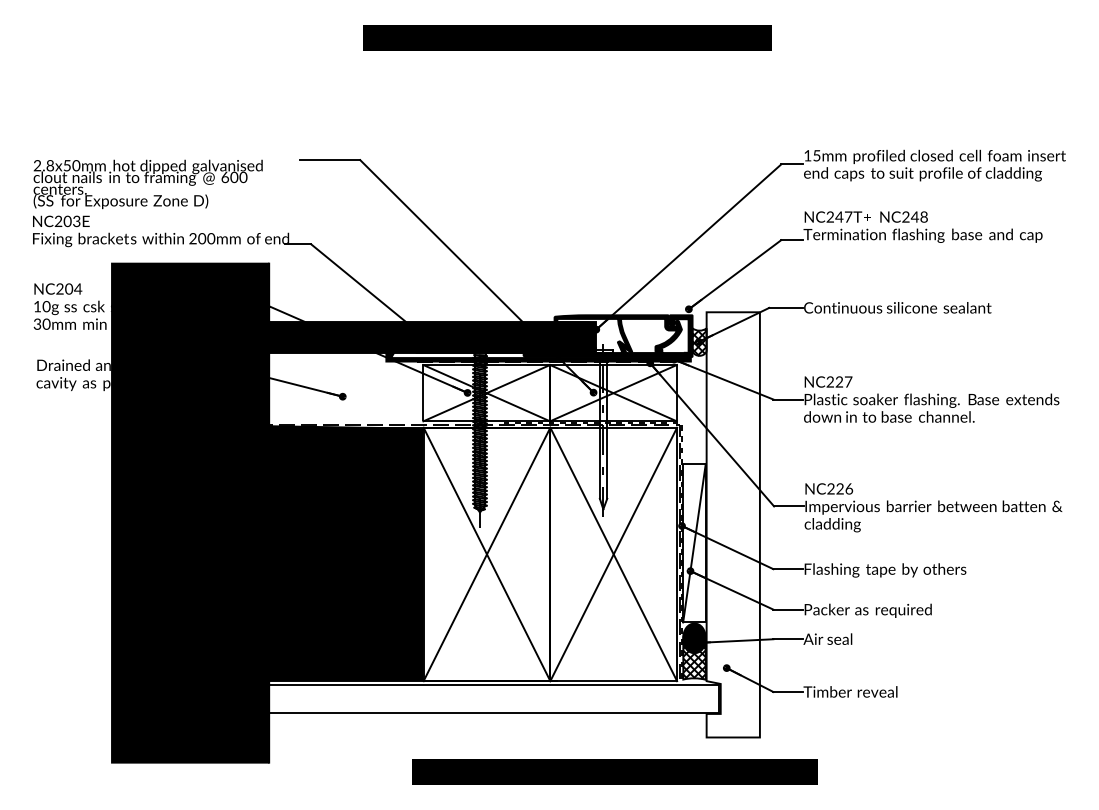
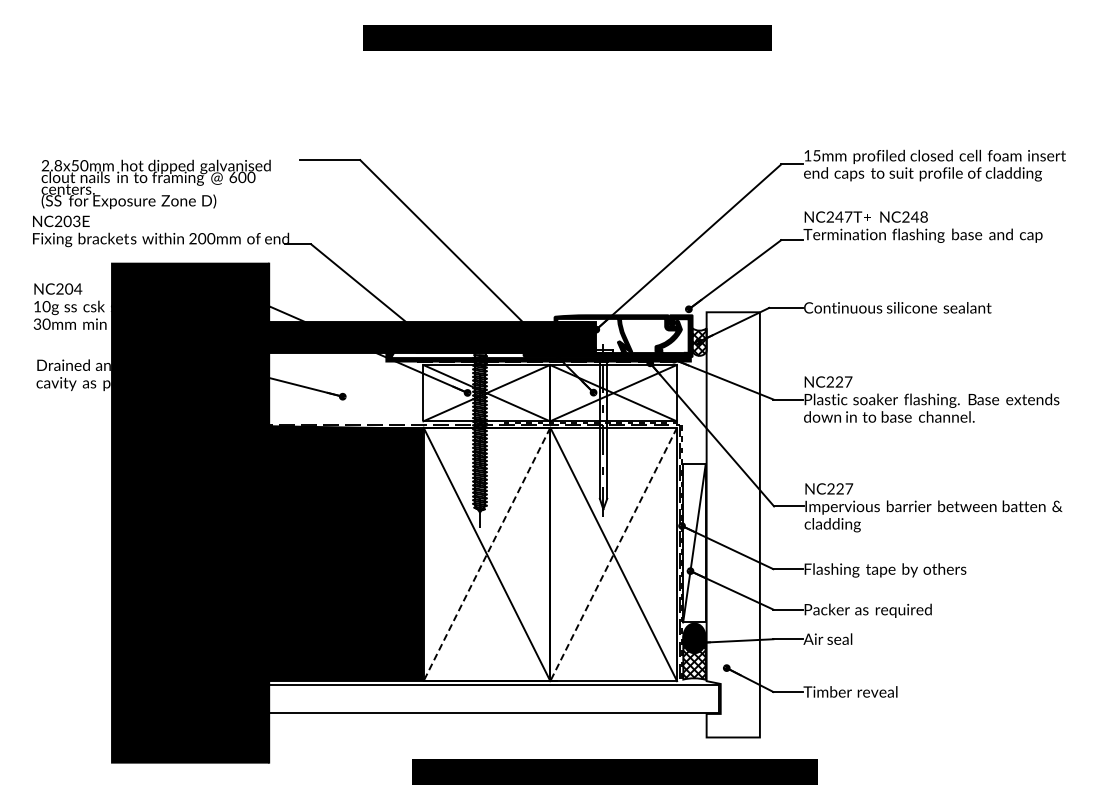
text position: (147, 184) -> (155, 184) (155, 184)
text: NC226 -> NC227 (849, 488)
line: solid -> dashed (487, 554)
line: solid -> dashed (613, 554)
